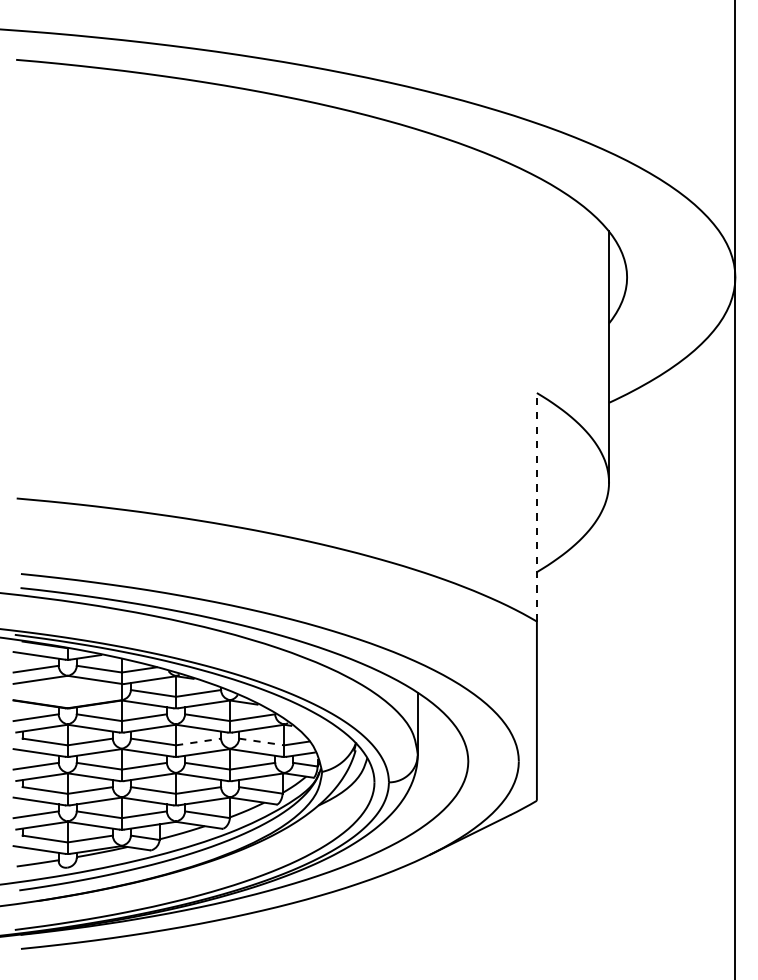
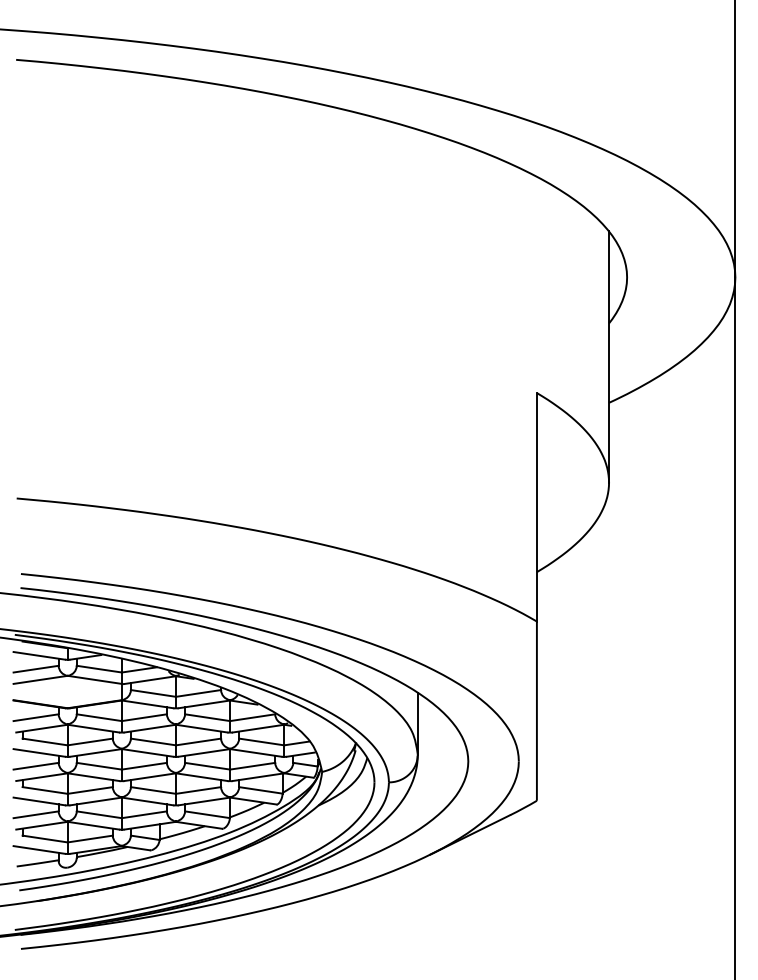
line: dashed -> solid (536, 506)
line: dashed -> solid (198, 741)
line: dashed -> solid (261, 741)
